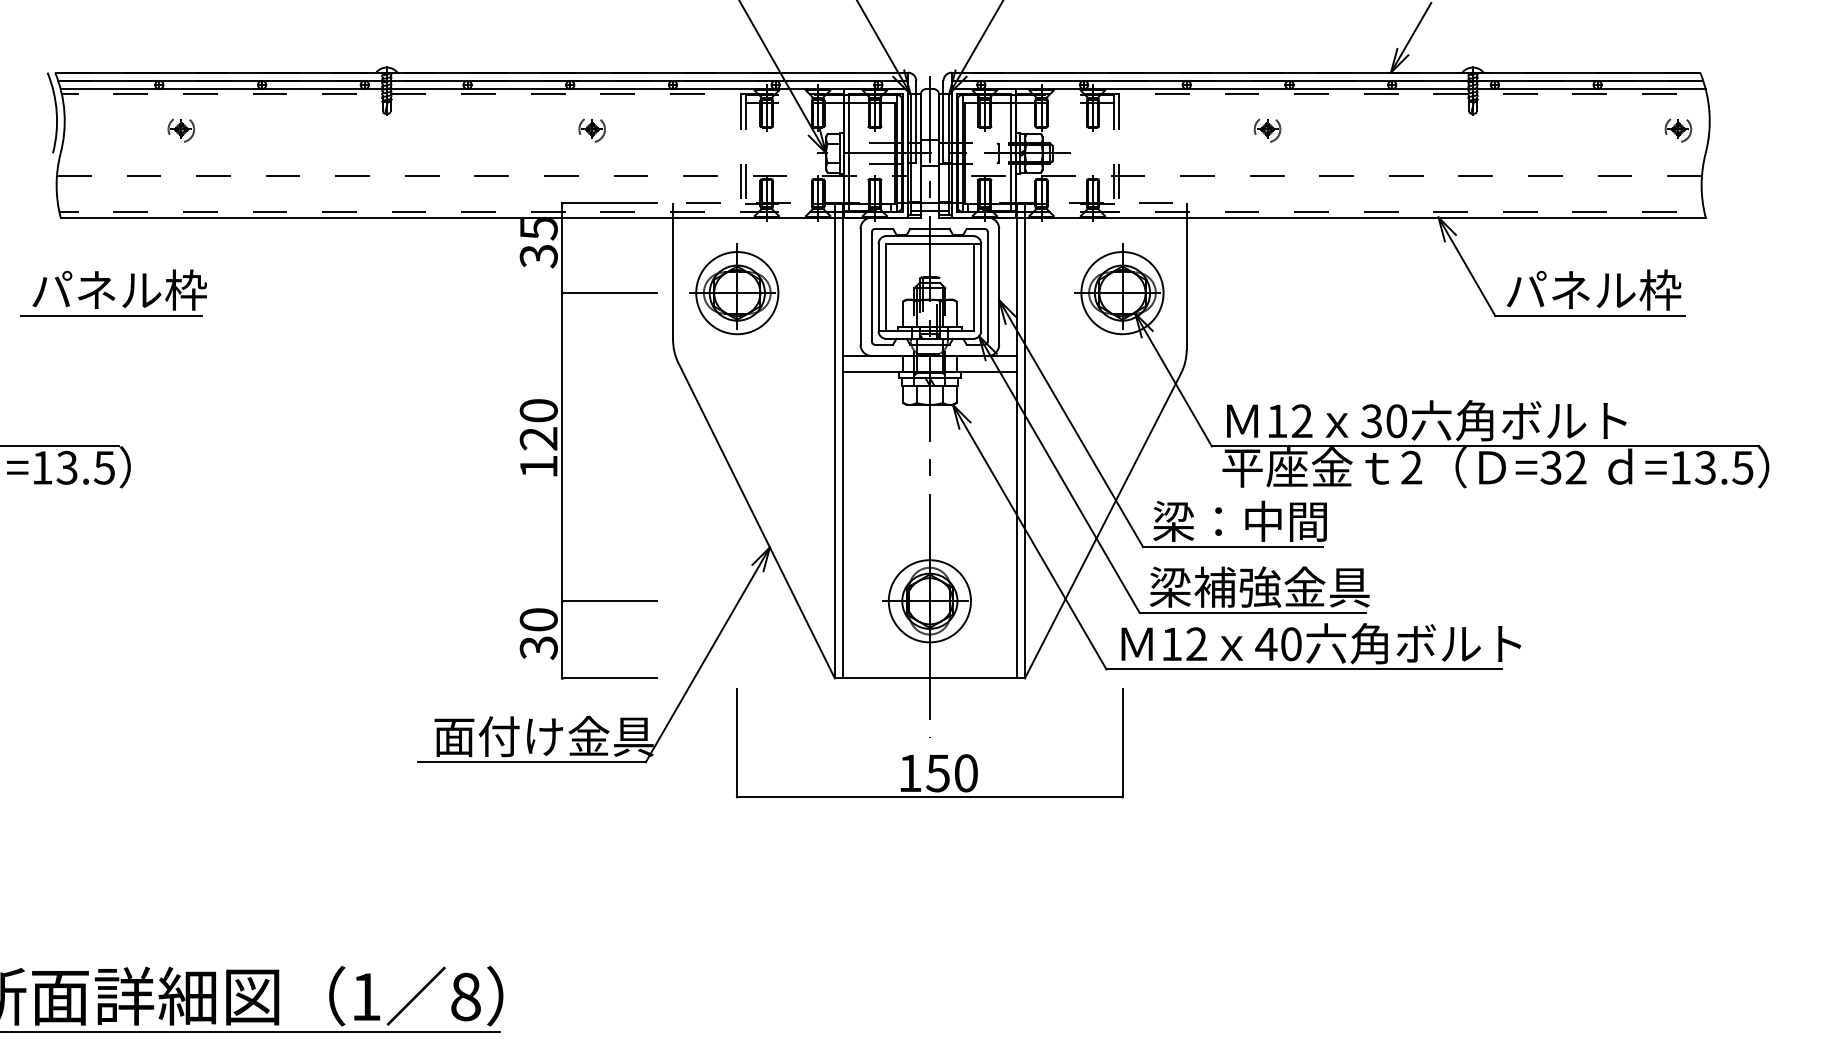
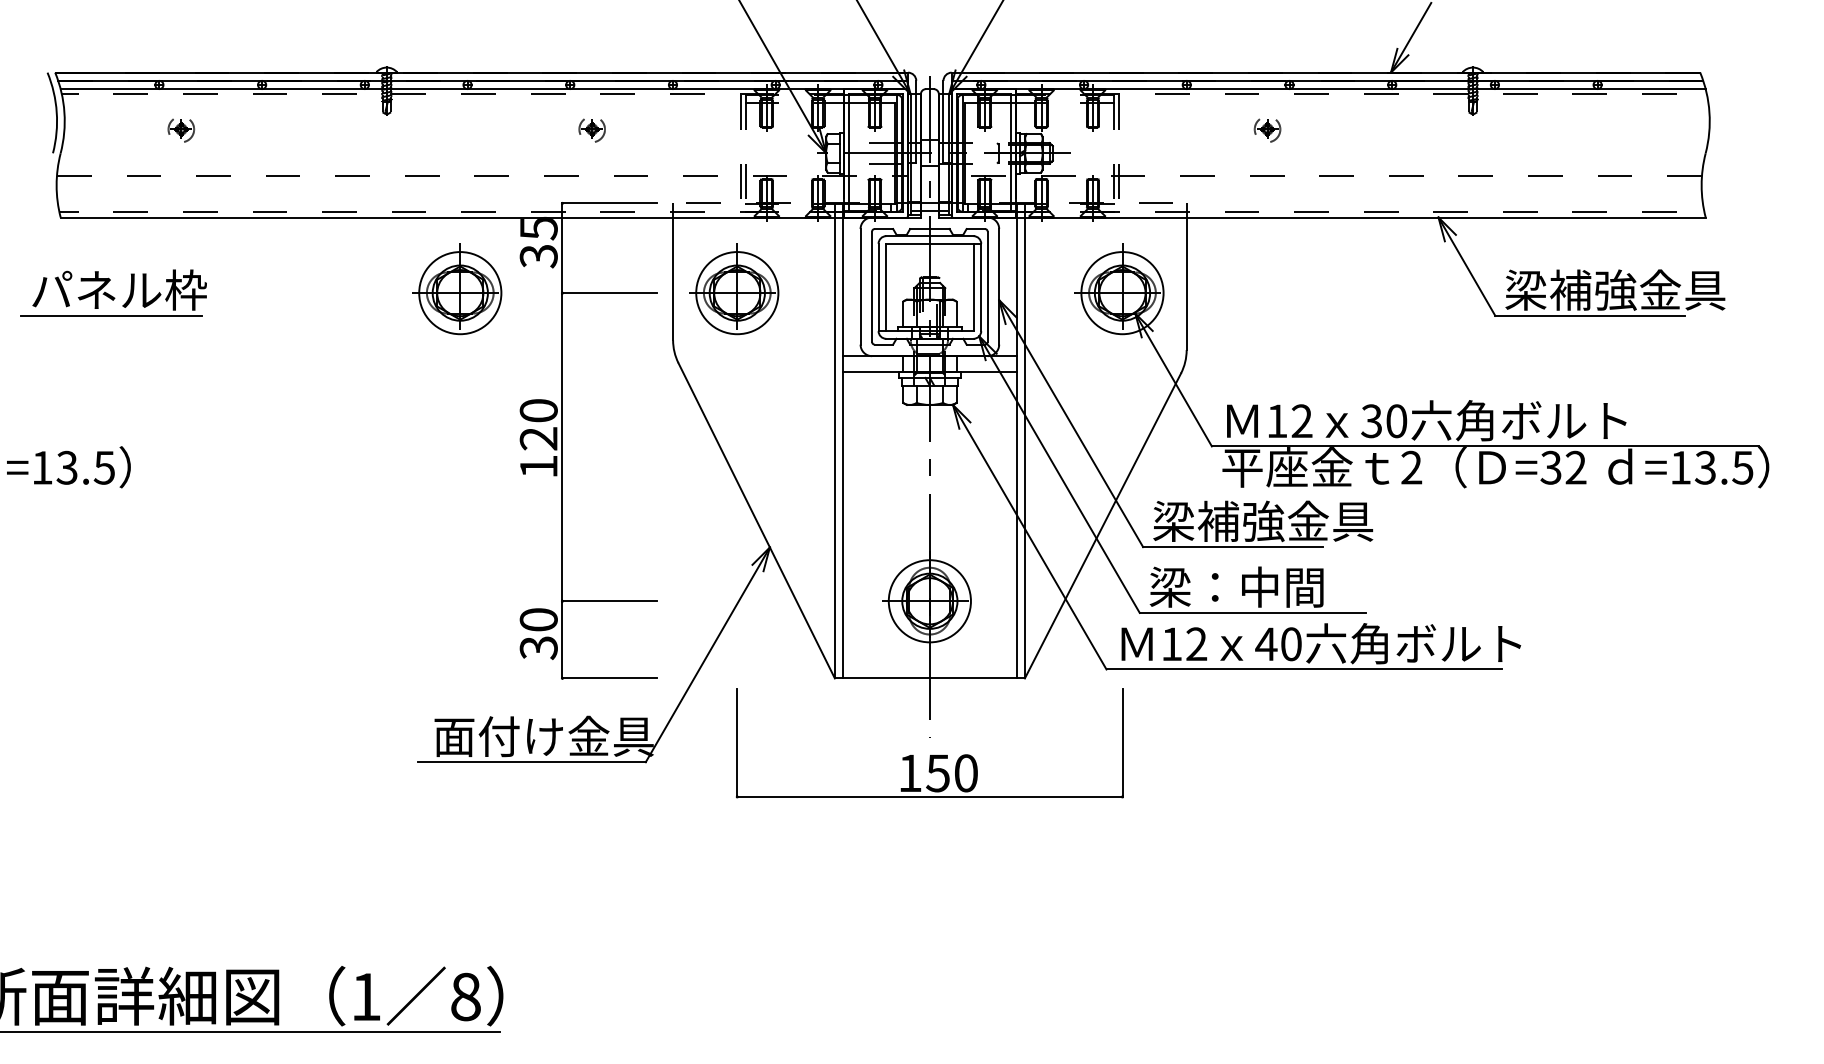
part: present -> none (1678, 130)
part: none -> present (457, 289)
text: パネル枠 -> 梁補強金具 (1615, 289)
line: present -> none (60, 446)
text: 梁：中間 -> 梁補強金具 (1285, 521)
text: 梁補強金具 -> 梁：中間 (1281, 586)
